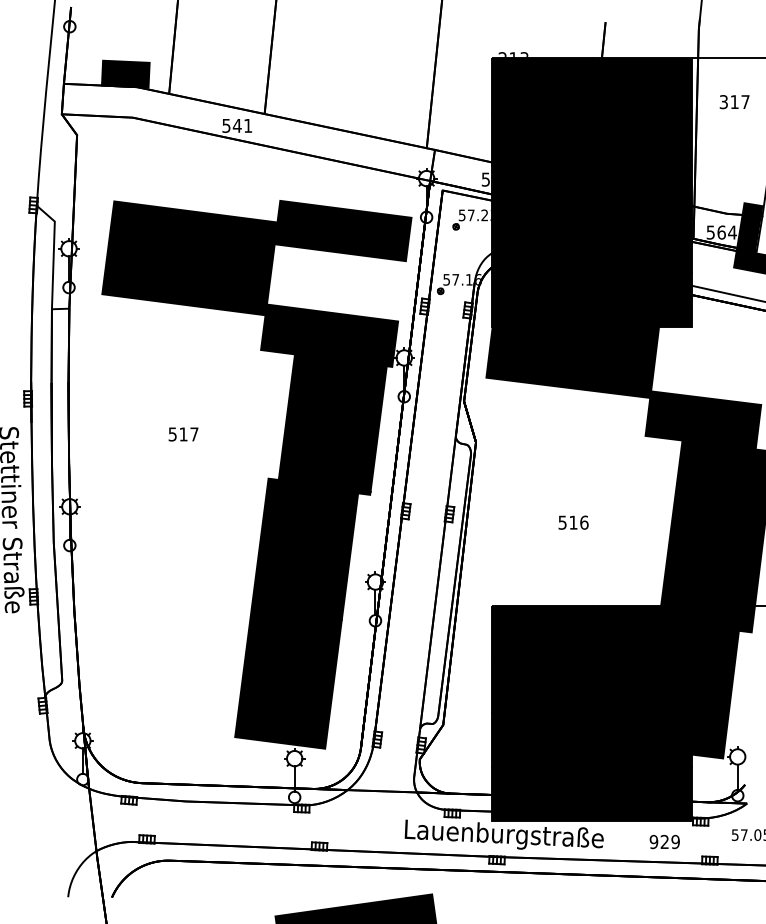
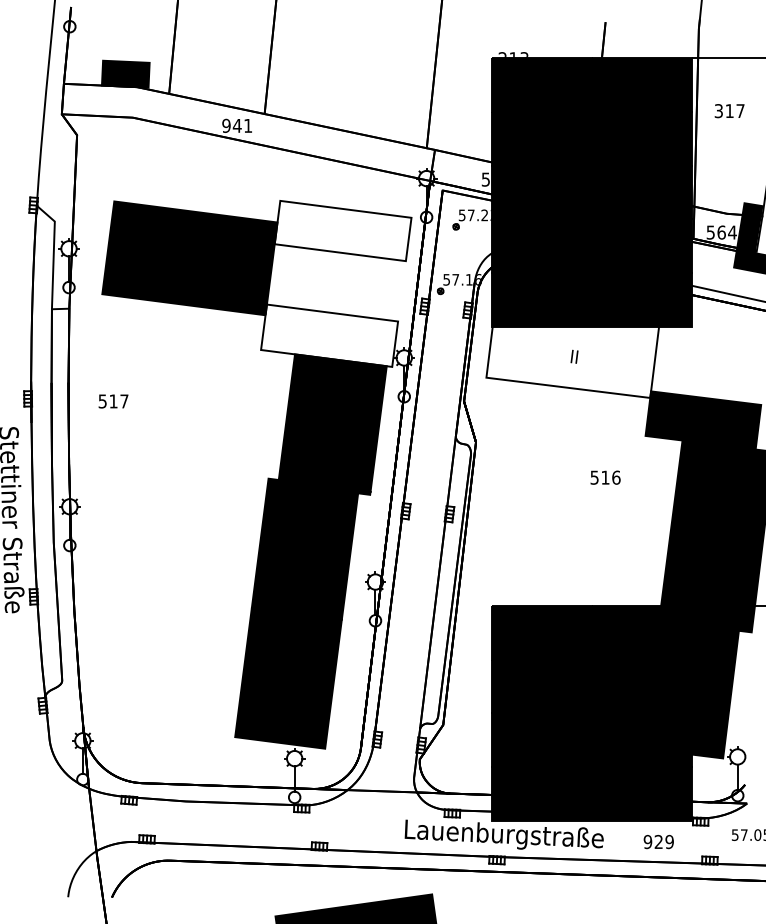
text position: (734, 102) -> (729, 111) (729, 111)
text: 541 -> 941 (226, 125)
fill: present -> none (342, 230)
fill: present -> none (329, 335)
fill: present -> none (573, 341)
text position: (183, 434) -> (113, 401) (113, 401)
text position: (573, 522) -> (605, 477) (605, 477)
text position: (664, 842) -> (658, 842) (658, 842)
